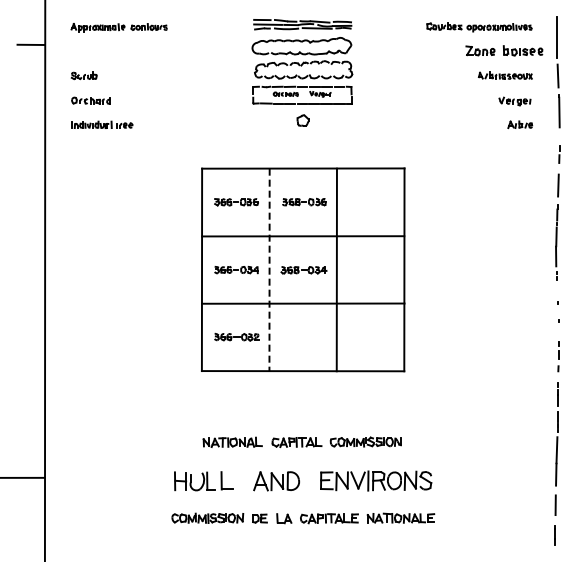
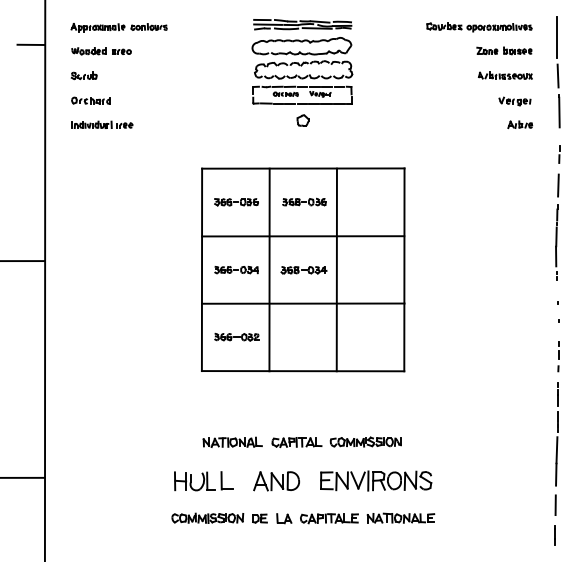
part size: 79x12 px -> 57x10 px (504, 50)
part: none -> present (101, 51)
line: none -> present (23, 261)
line: dashed -> solid (269, 270)
